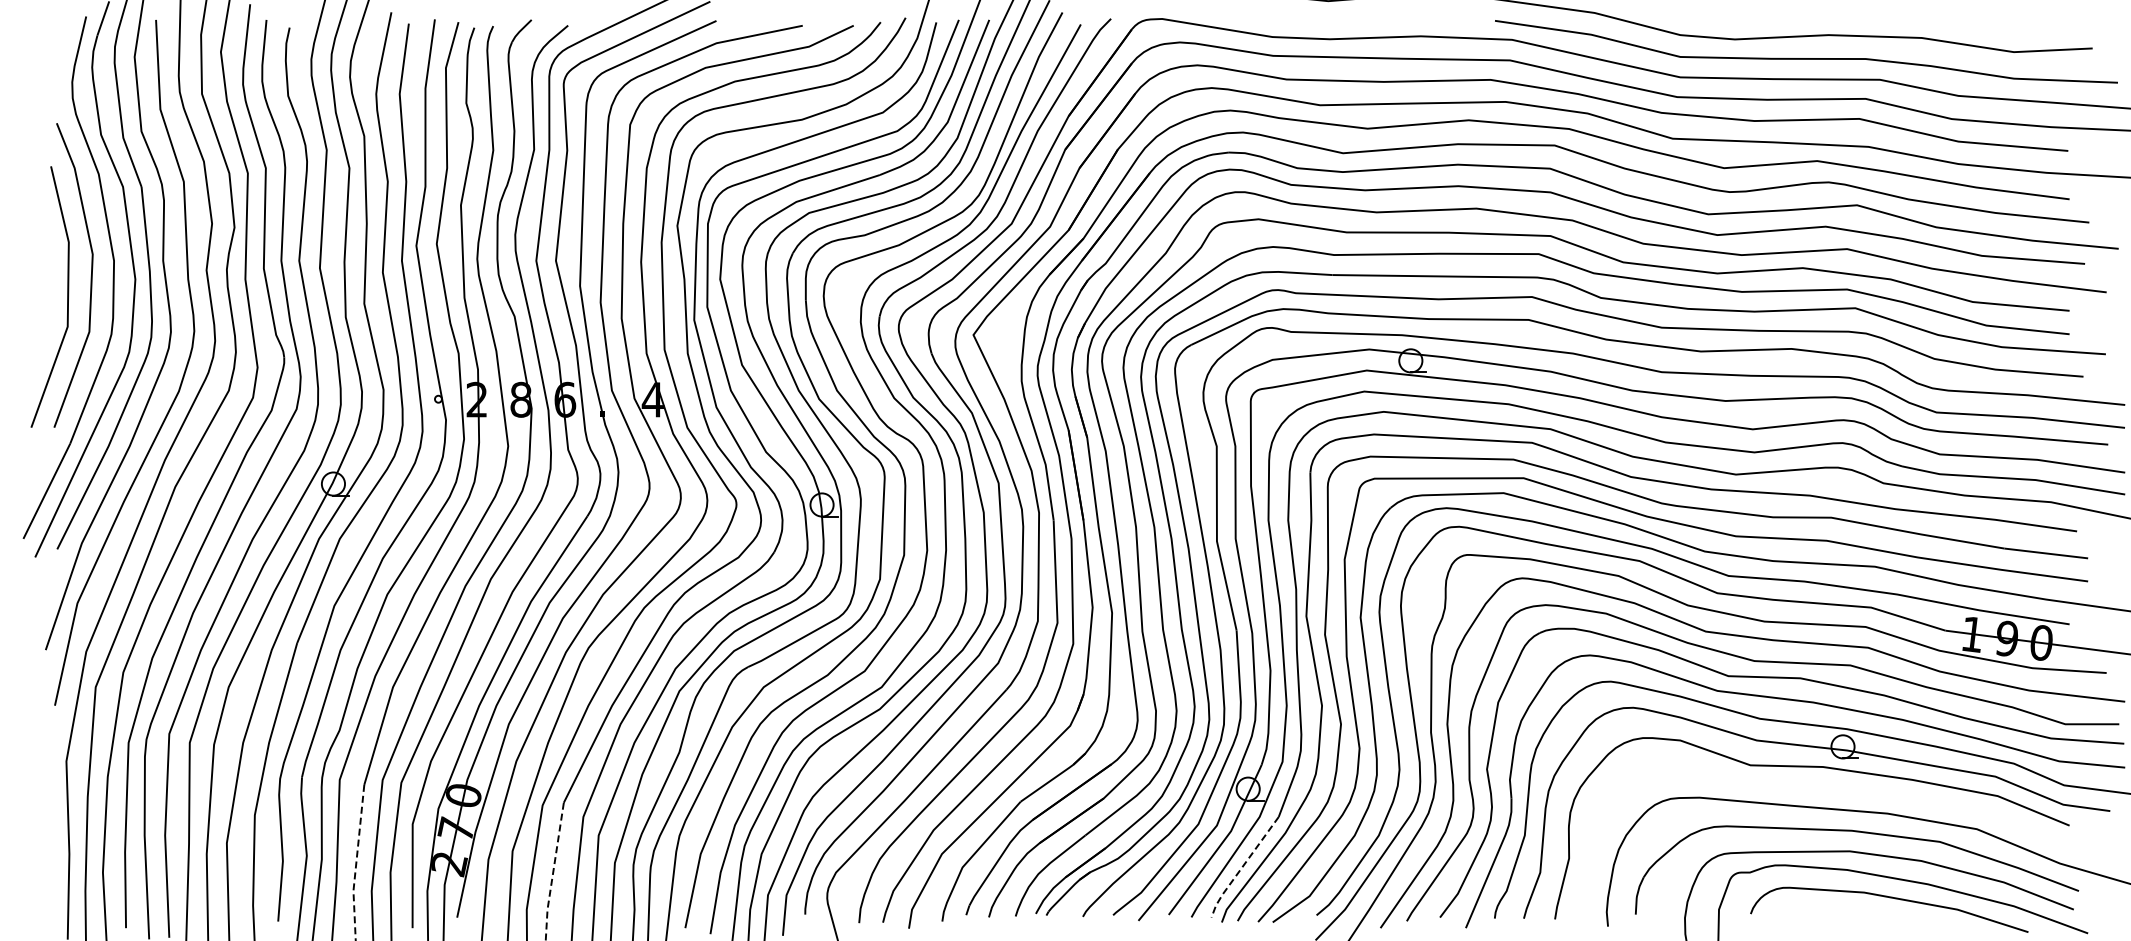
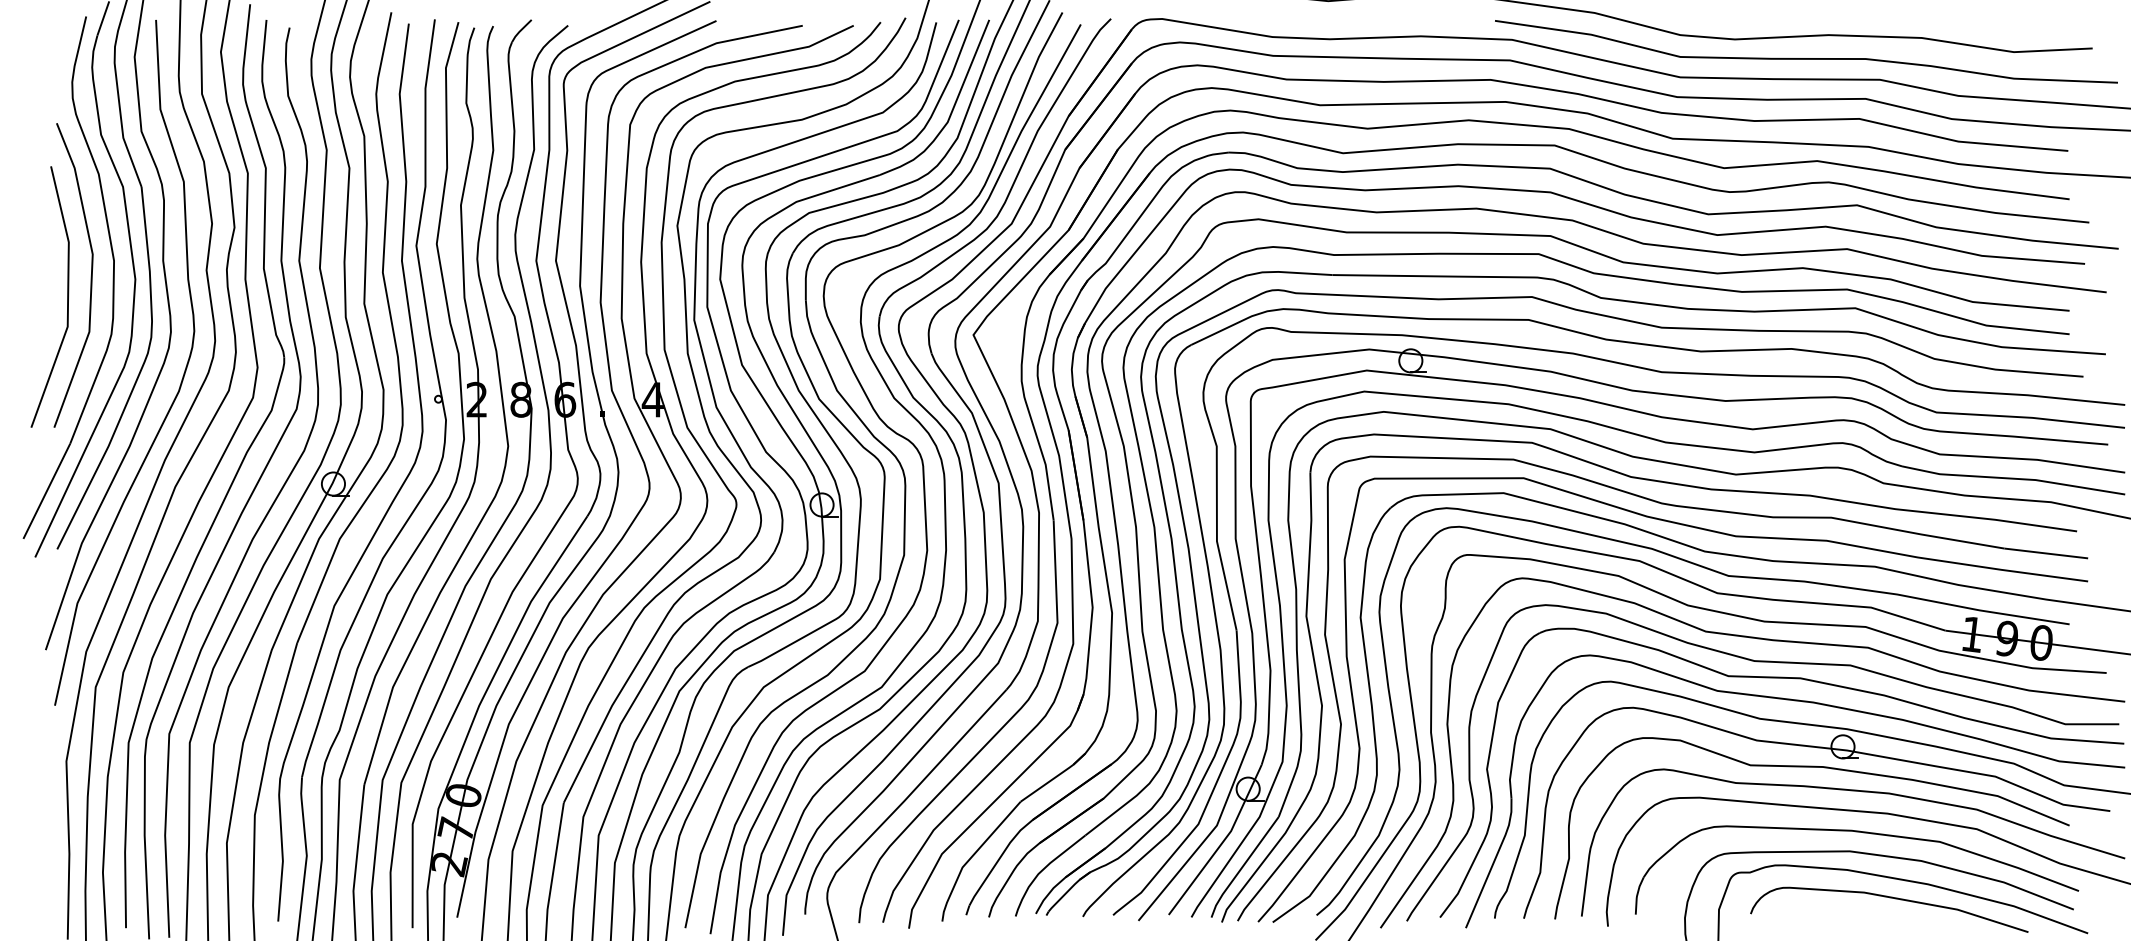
curve: none -> present (1862, 792)
line: dashed -> solid (356, 863)
line: dashed -> solid (1242, 866)
line: dashed -> solid (553, 872)
